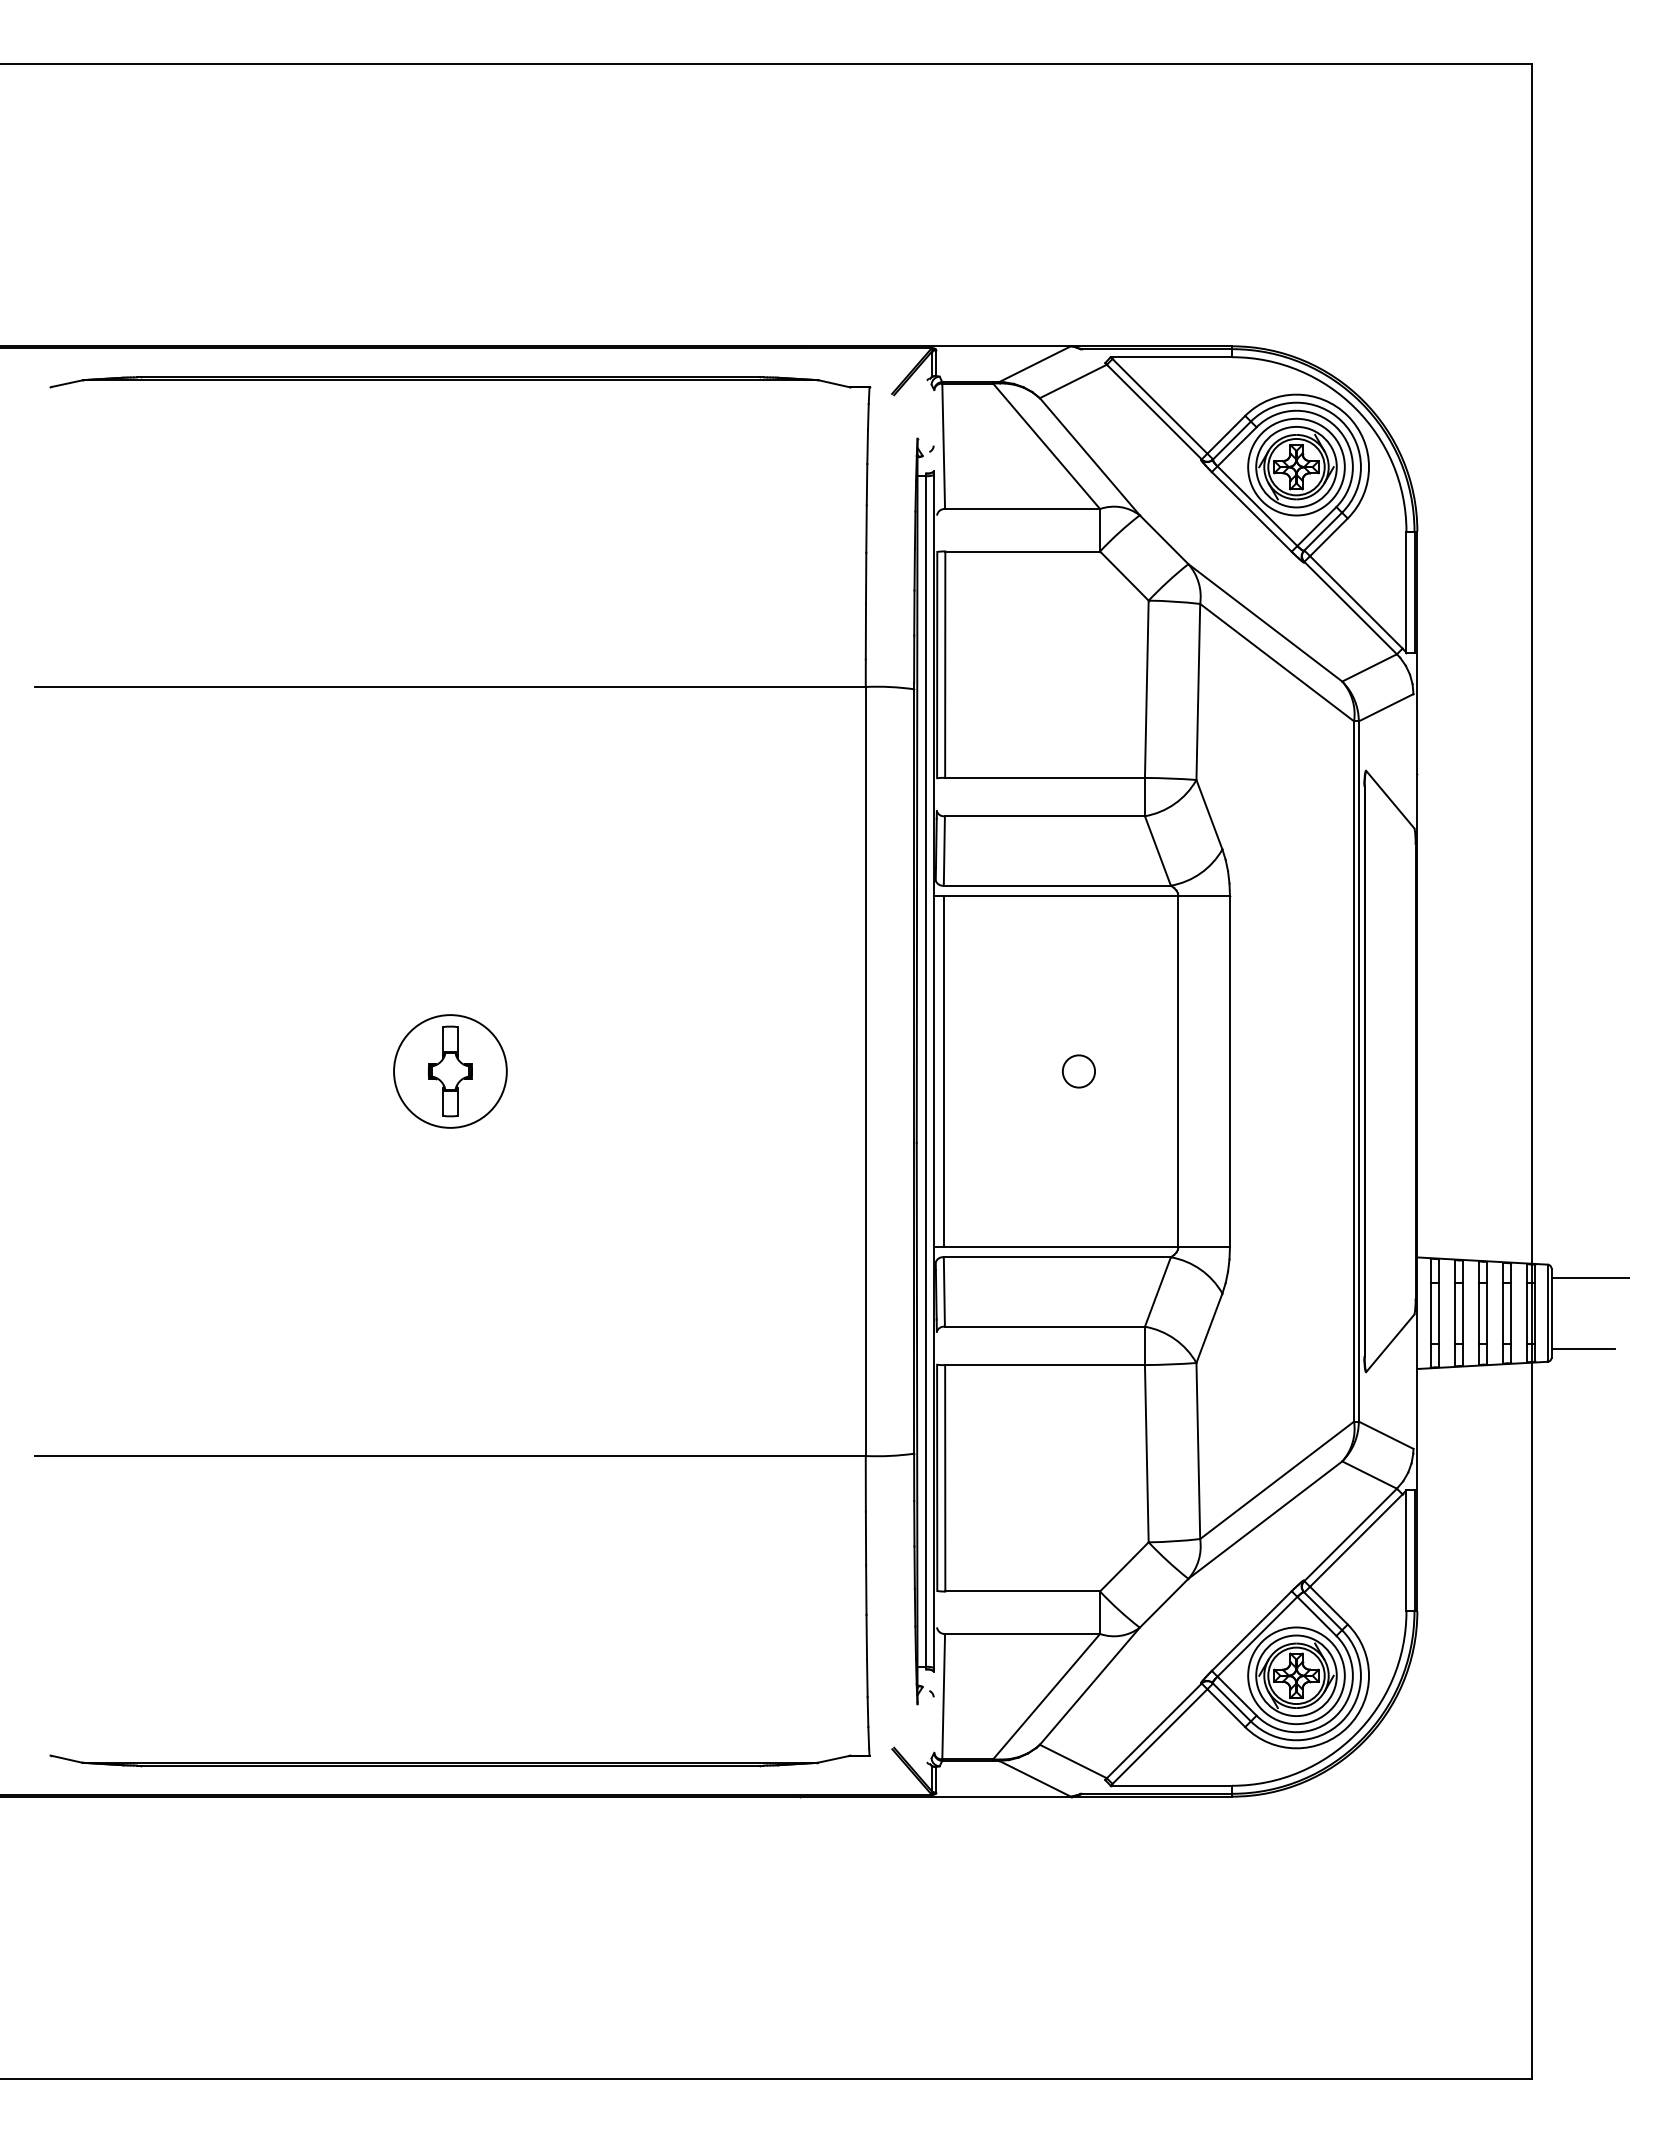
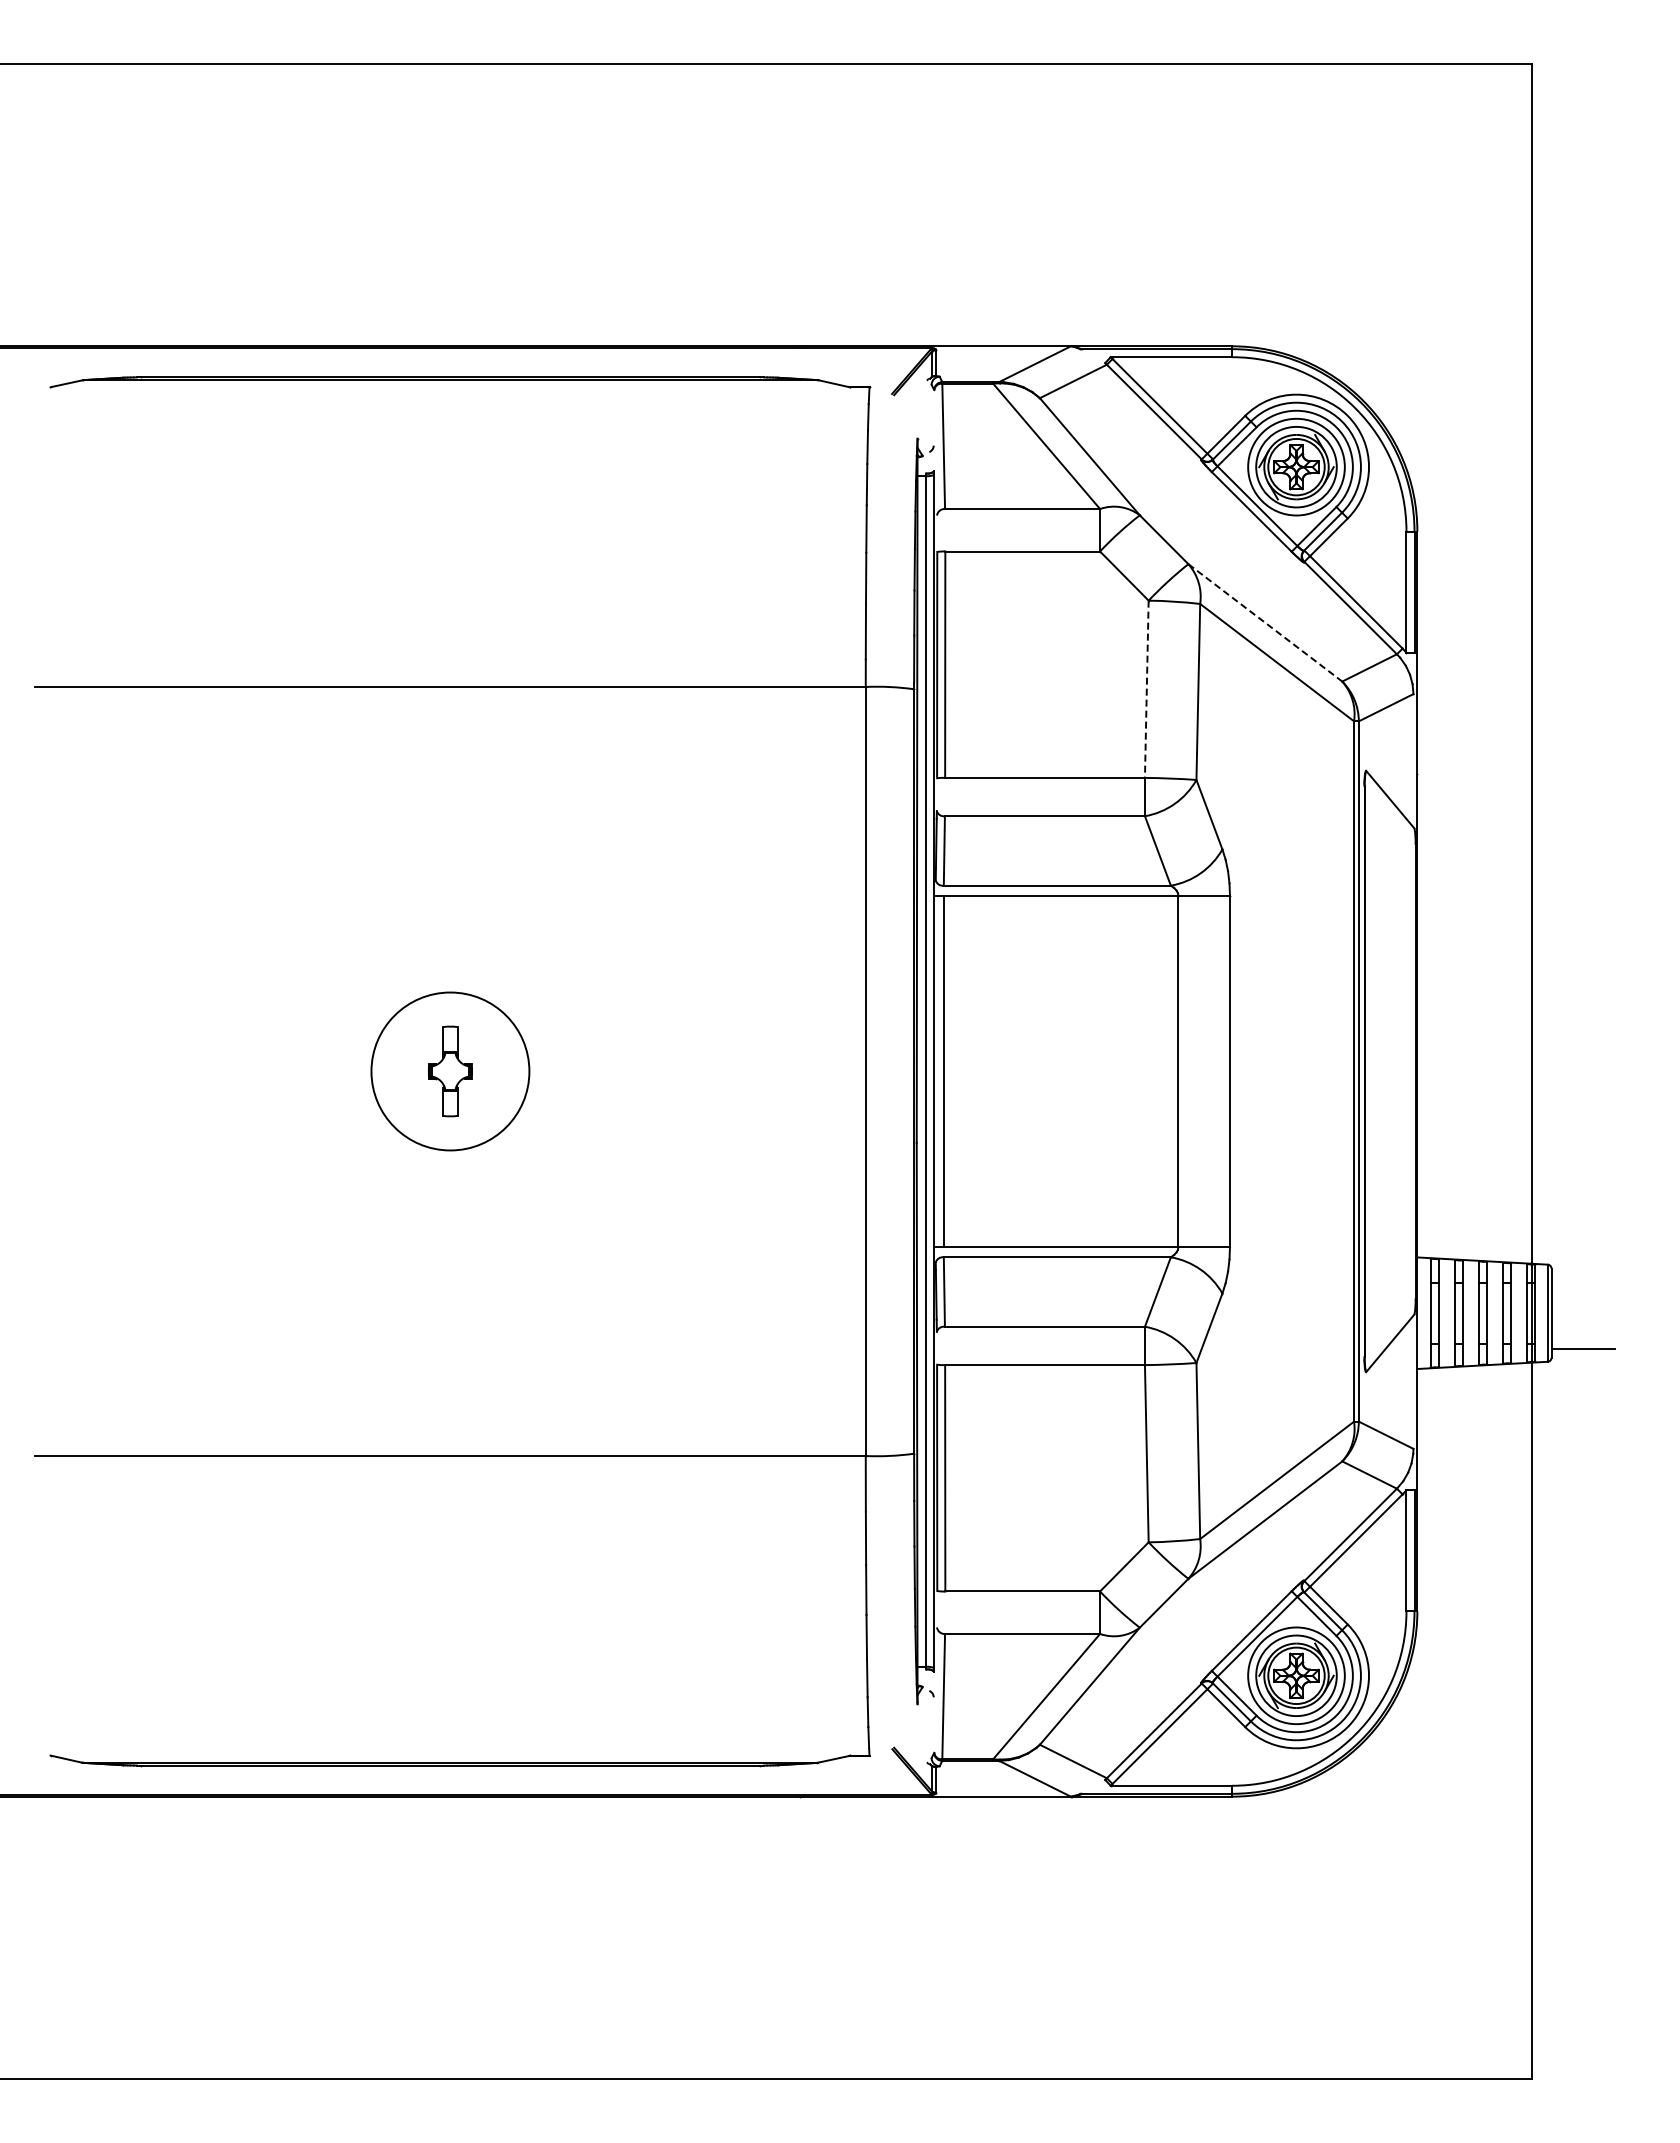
line: solid -> dashed (1265, 622)
line: solid -> dashed (1146, 689)
circle diameter: 113 px -> 158 px (450, 1071)
circle: present -> none (1078, 1071)
line: present -> none (1590, 1277)
